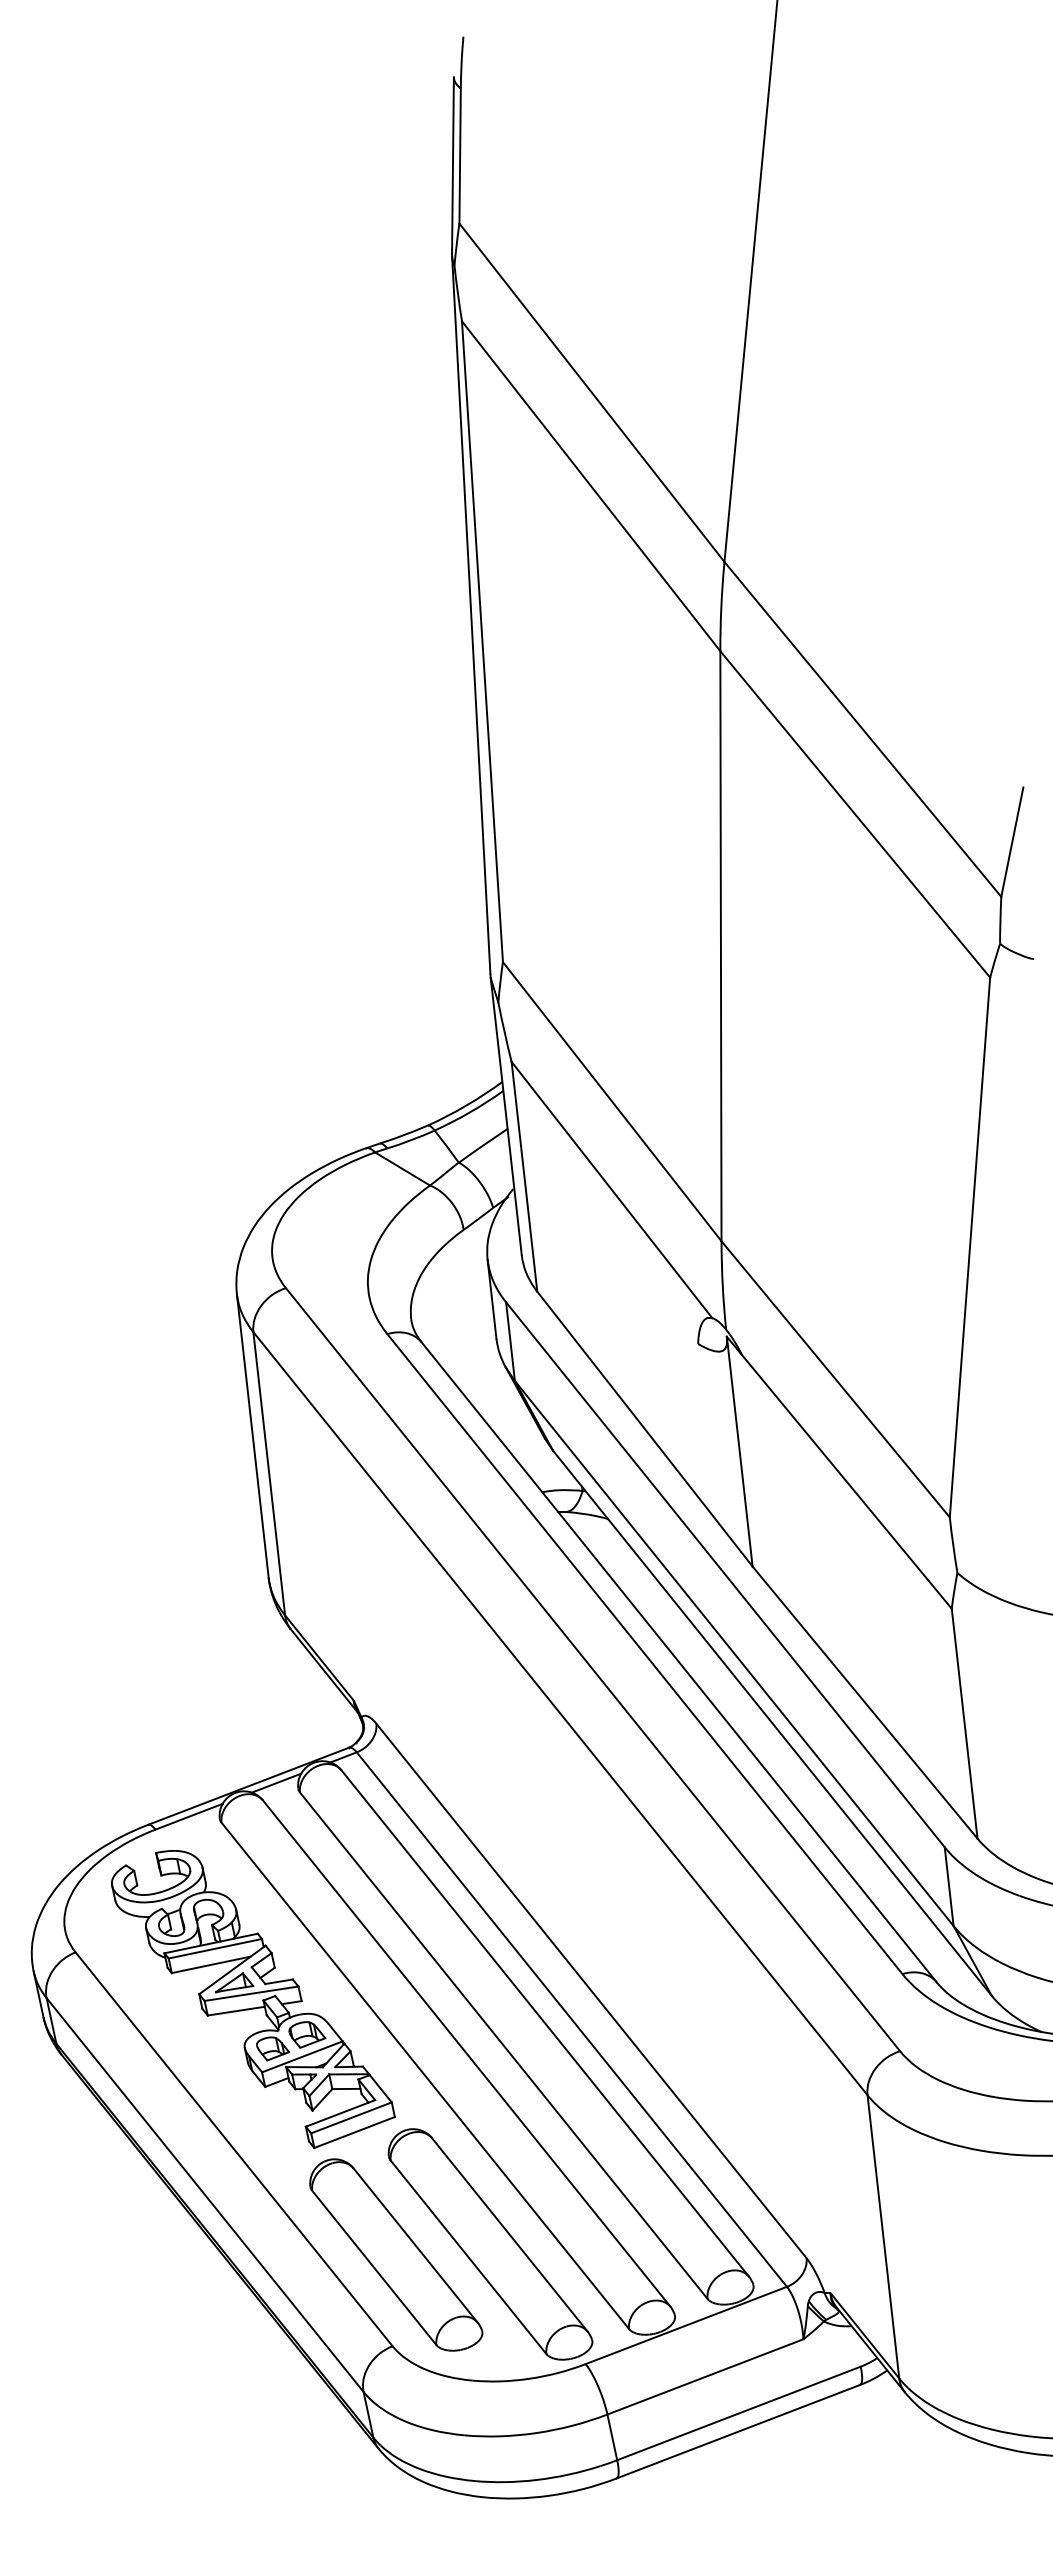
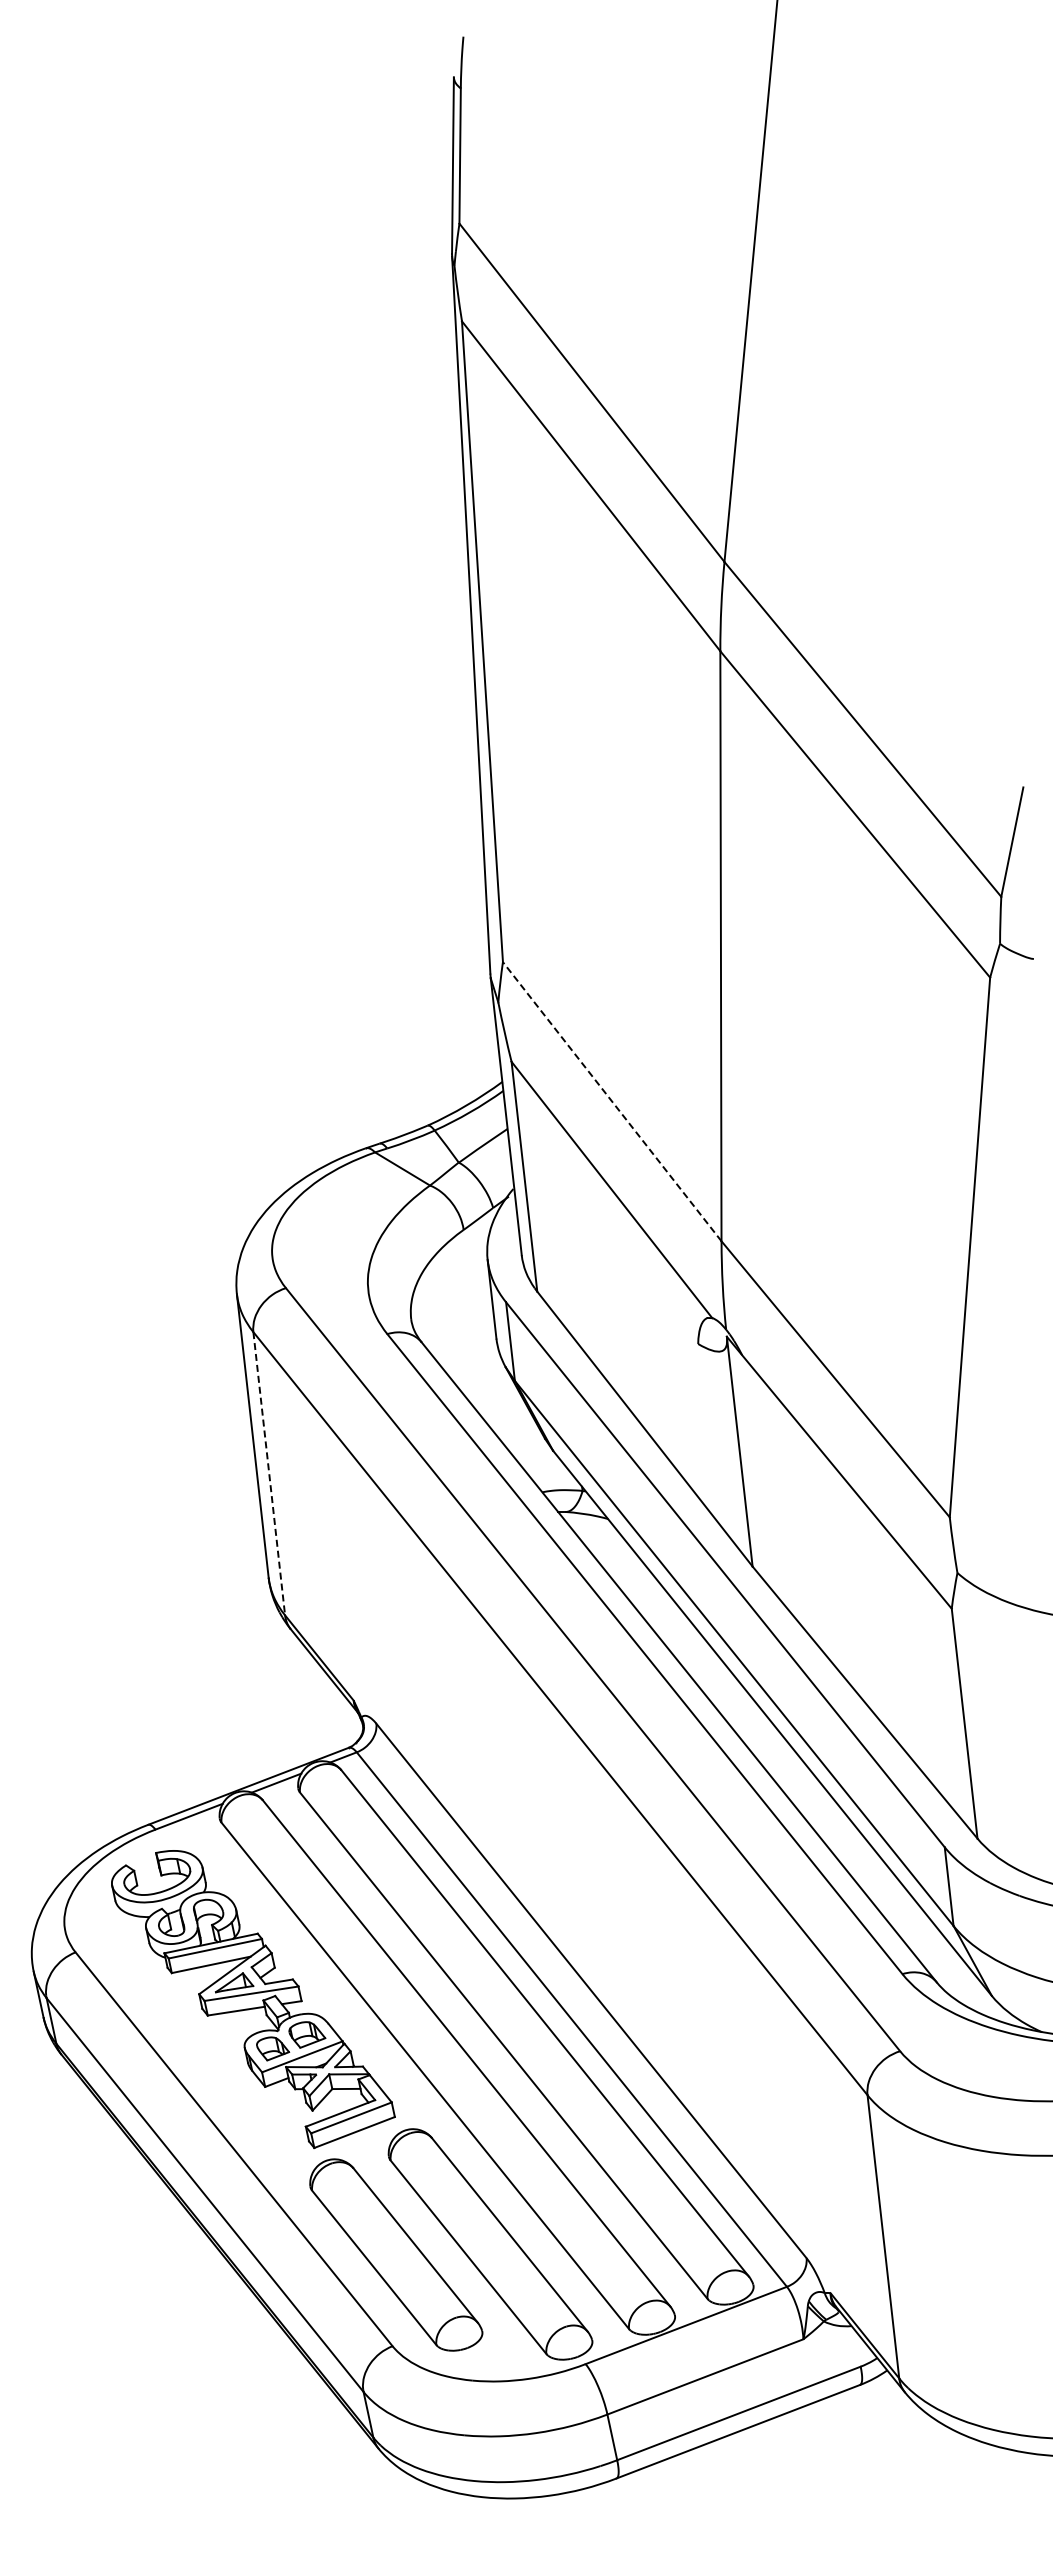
line: solid -> dashed (611, 1101)
line: solid -> dashed (269, 1474)
